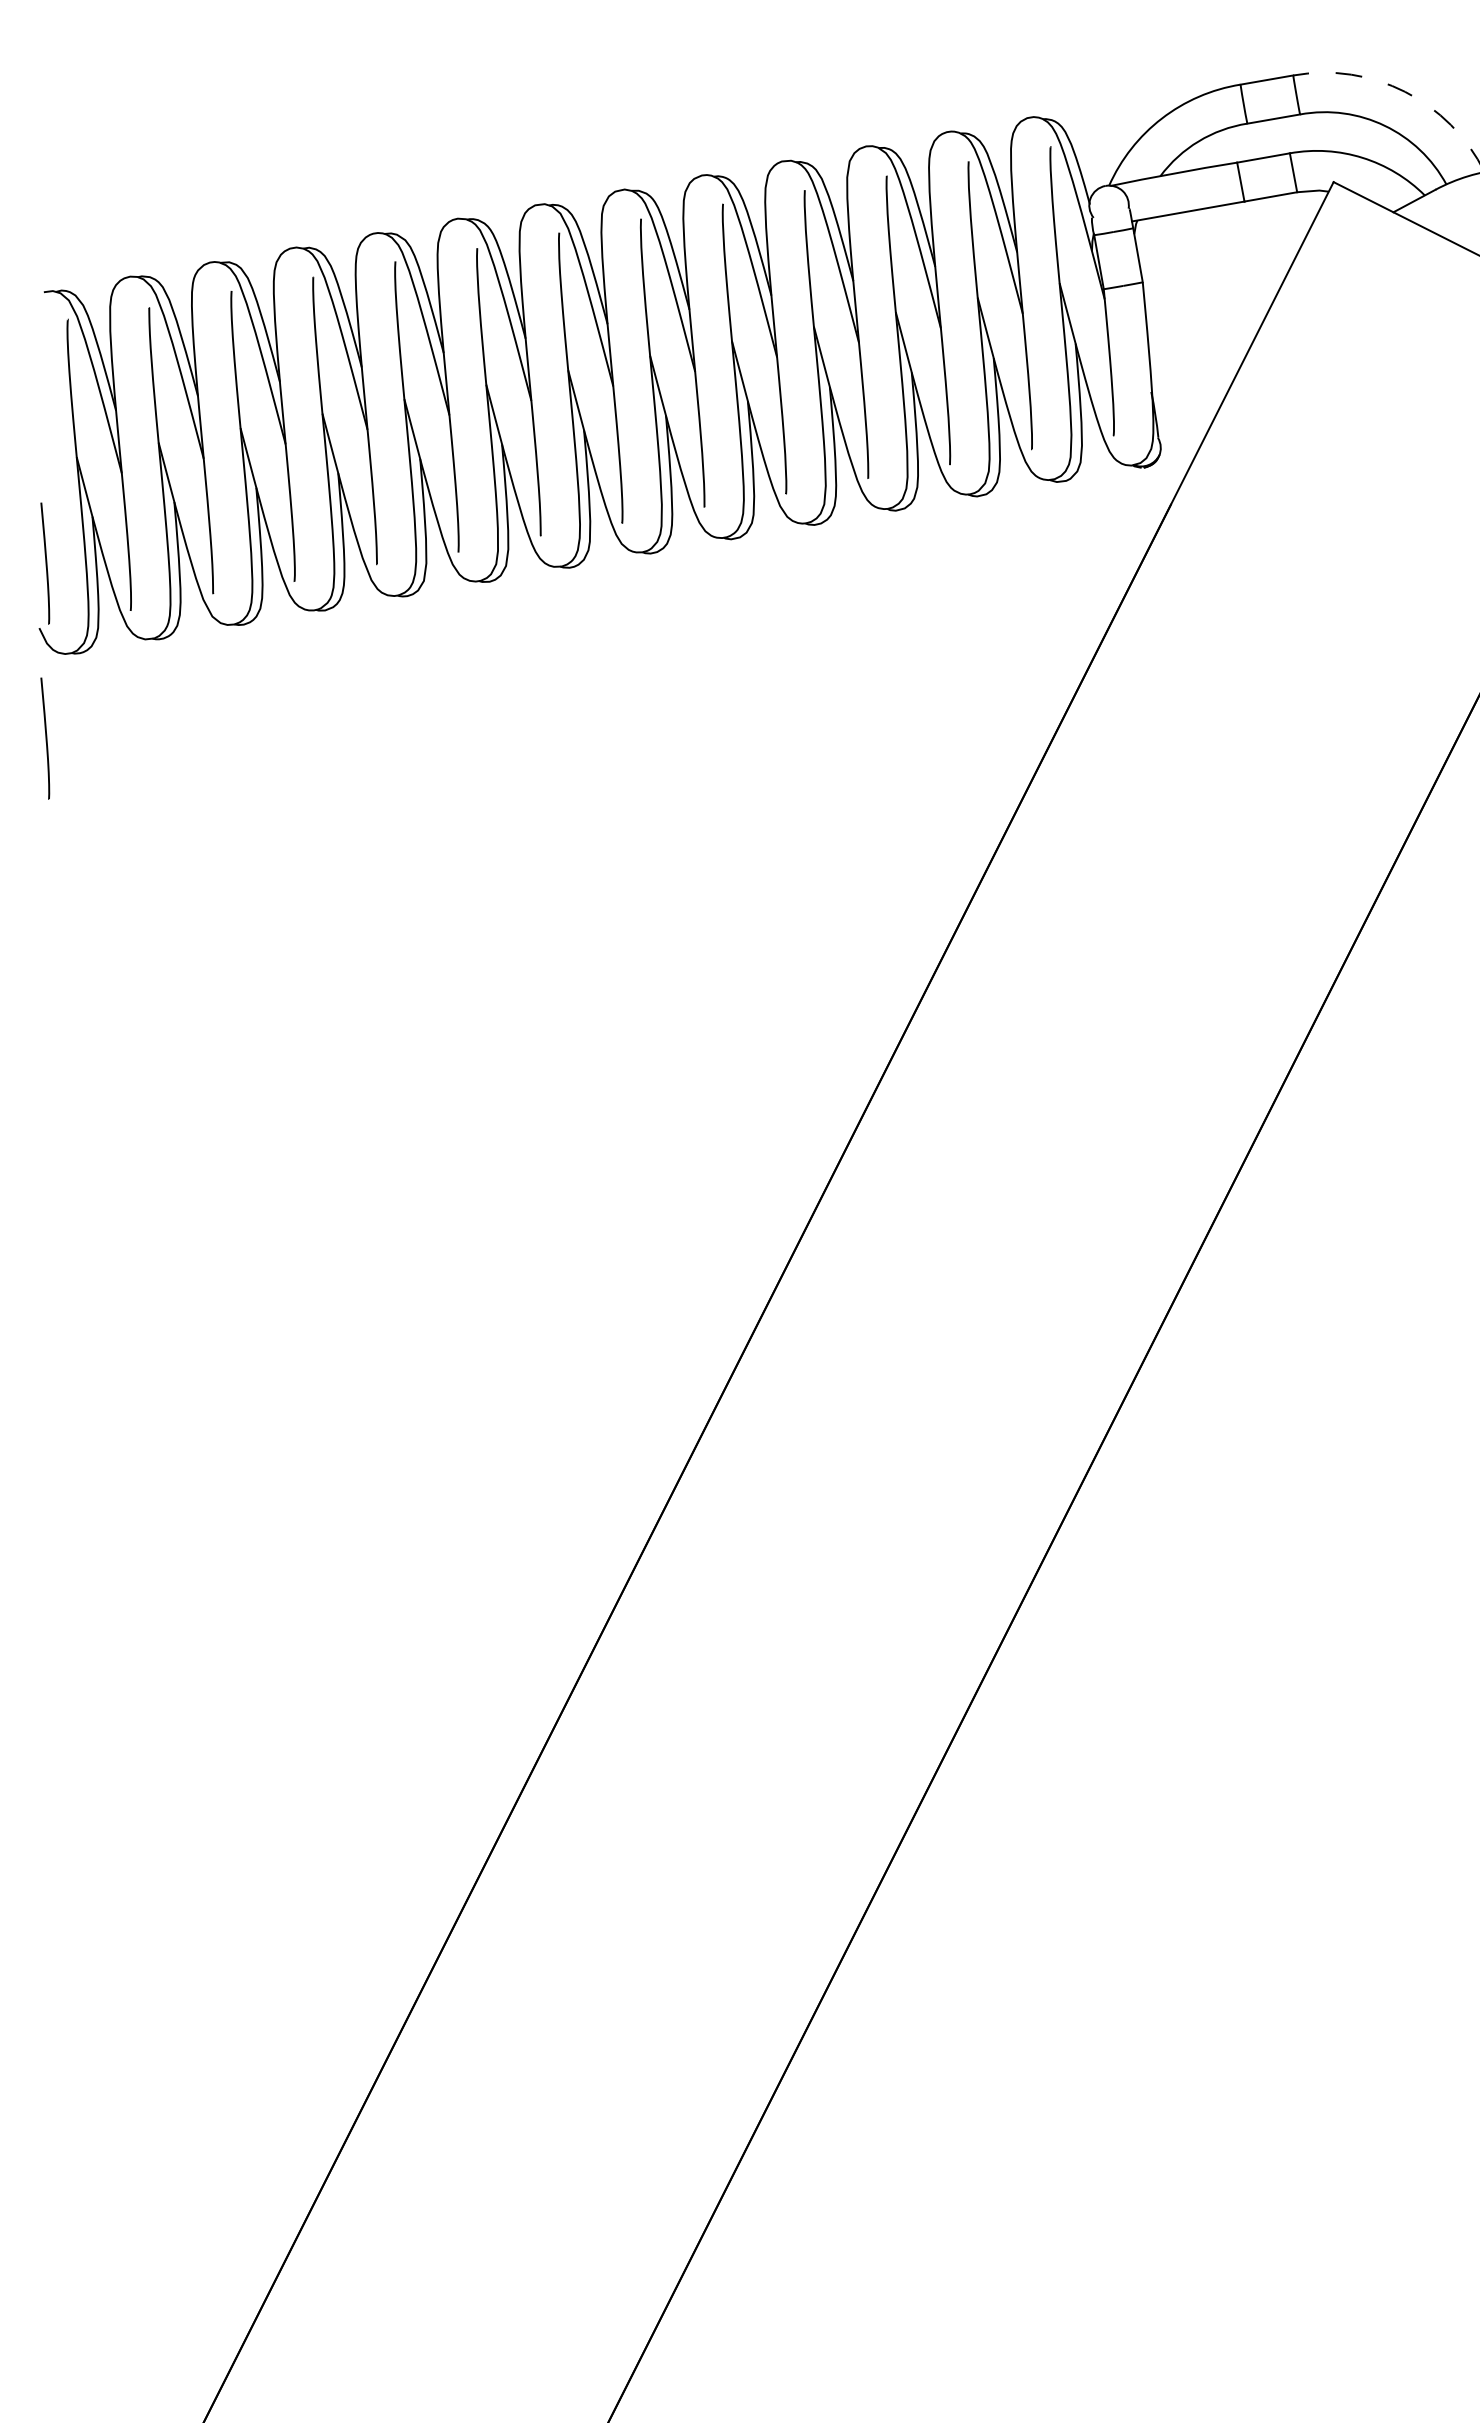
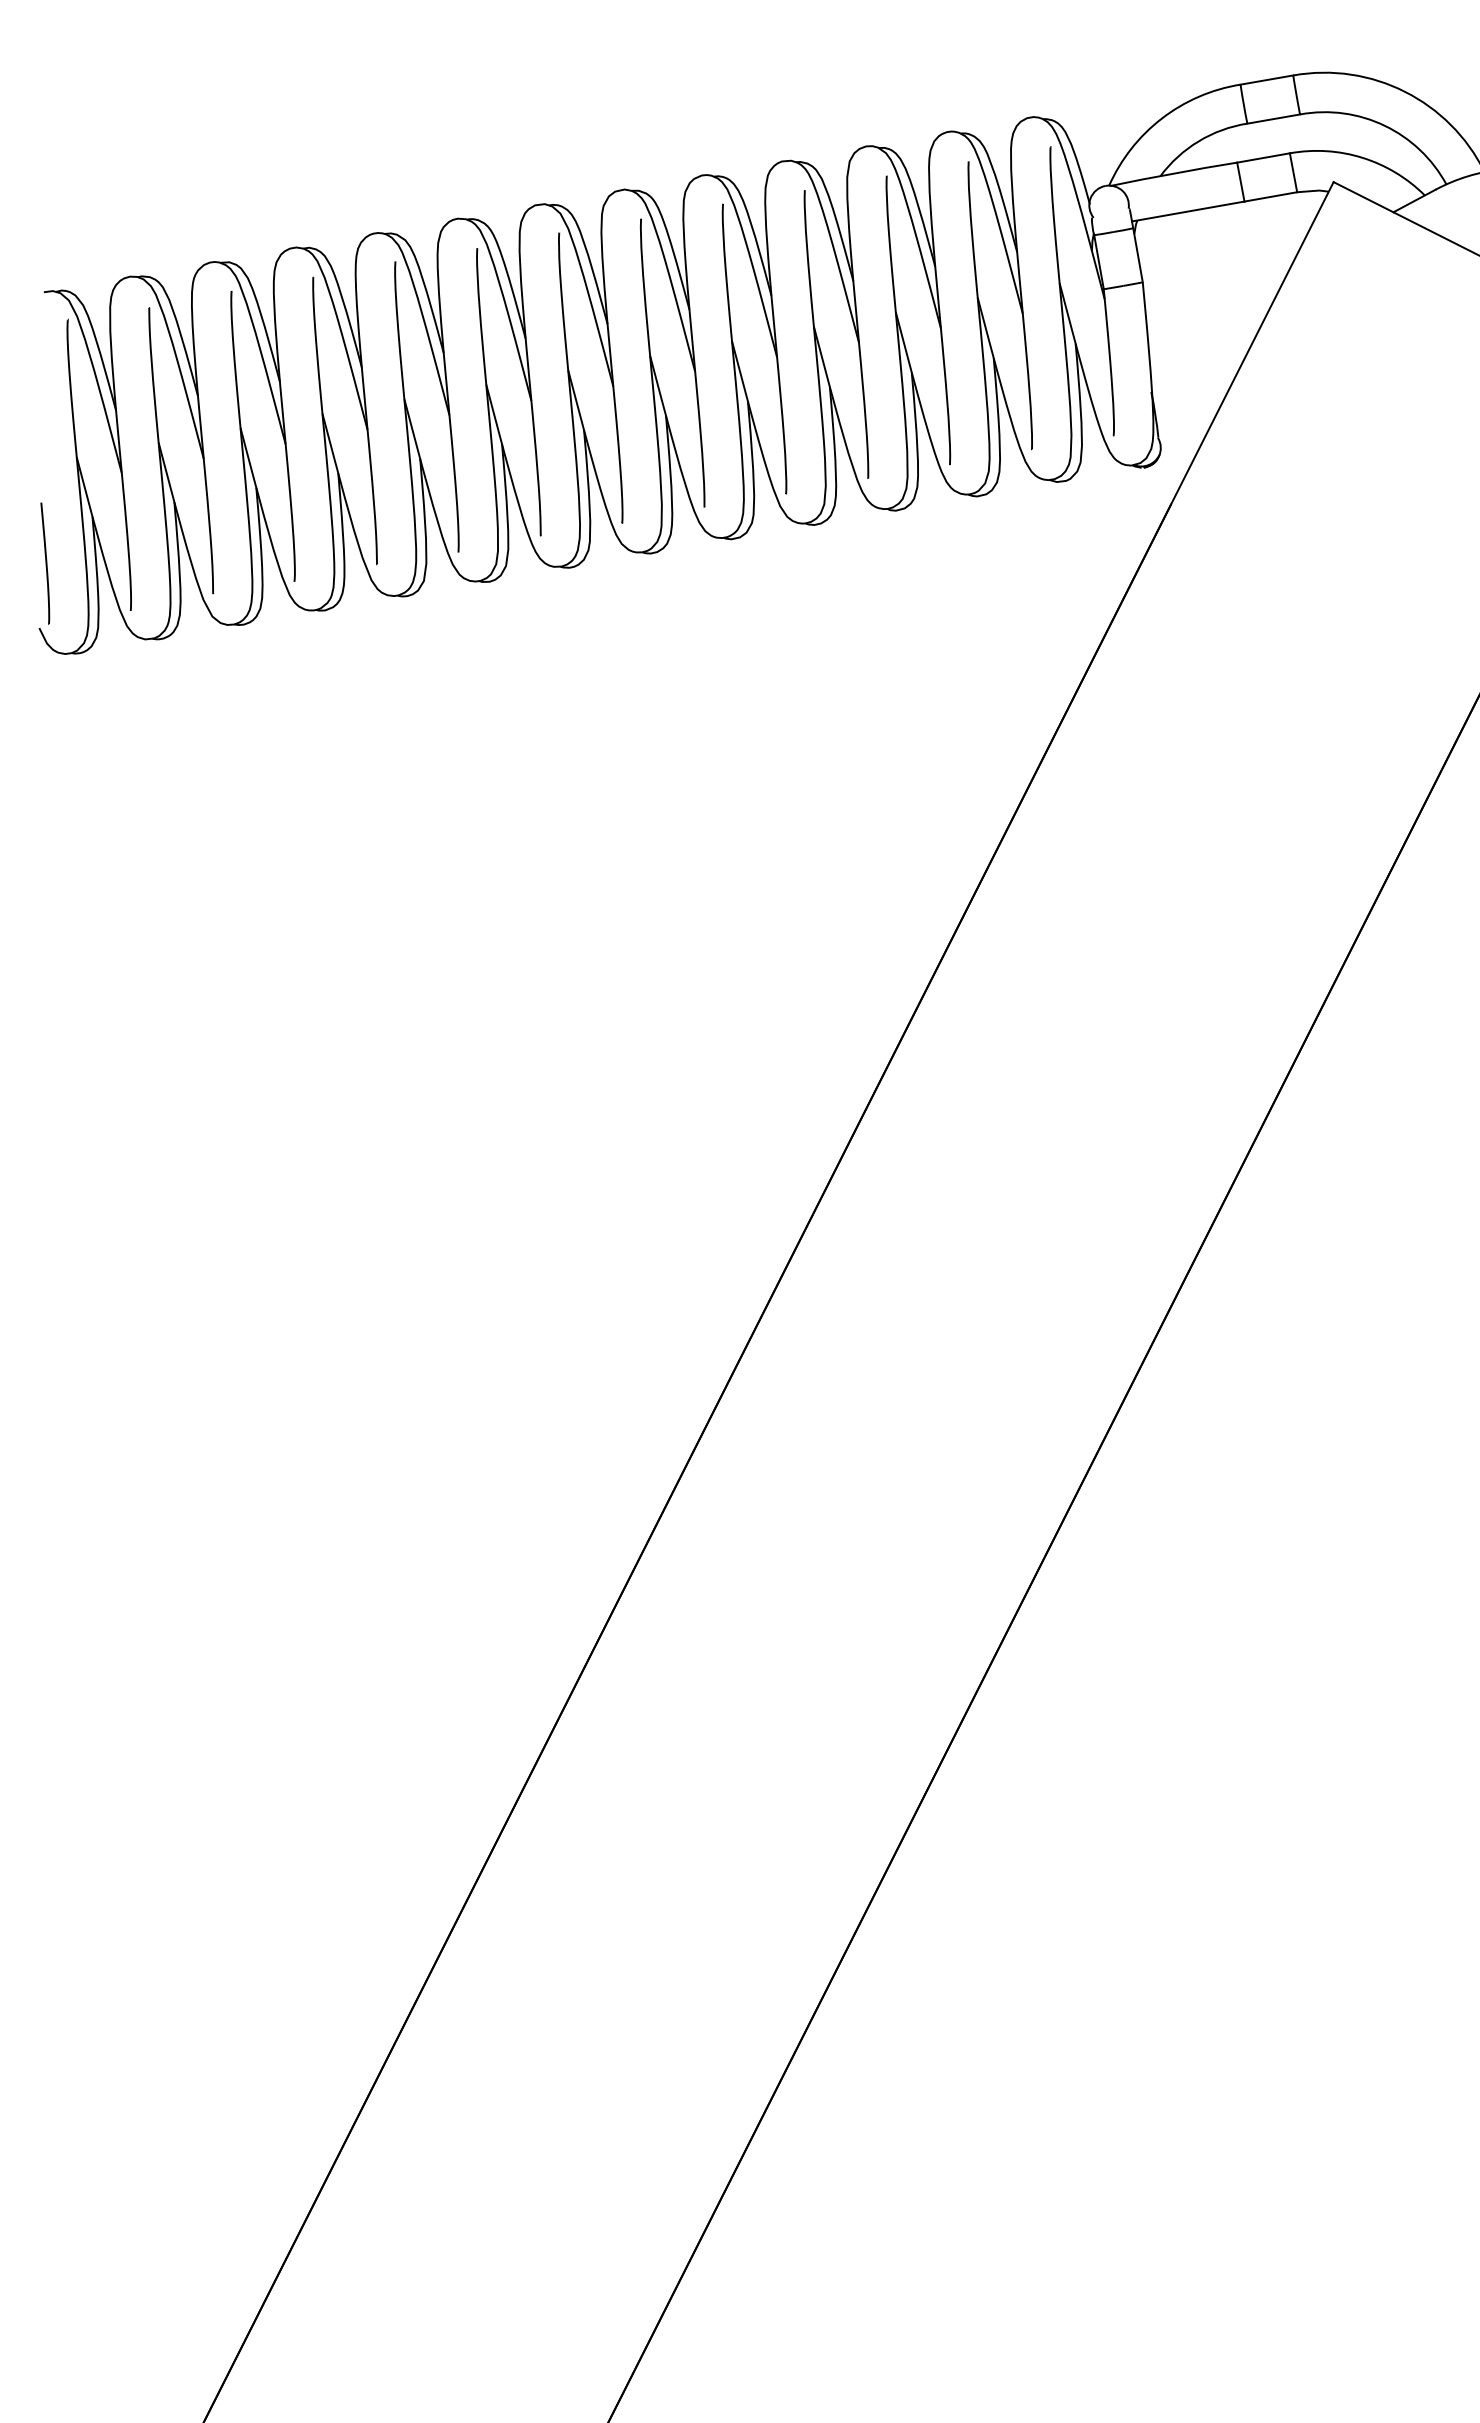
arc: dashed -> solid (1400, 89)
curve: present -> none (45, 738)
